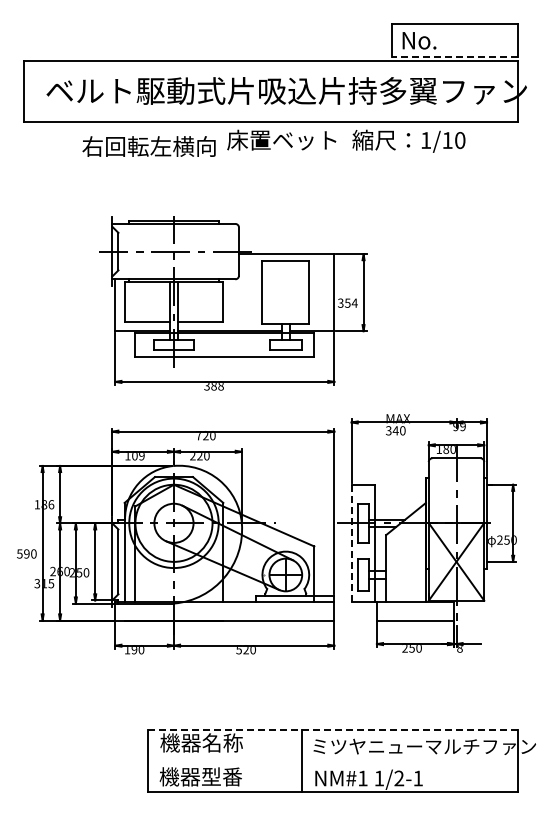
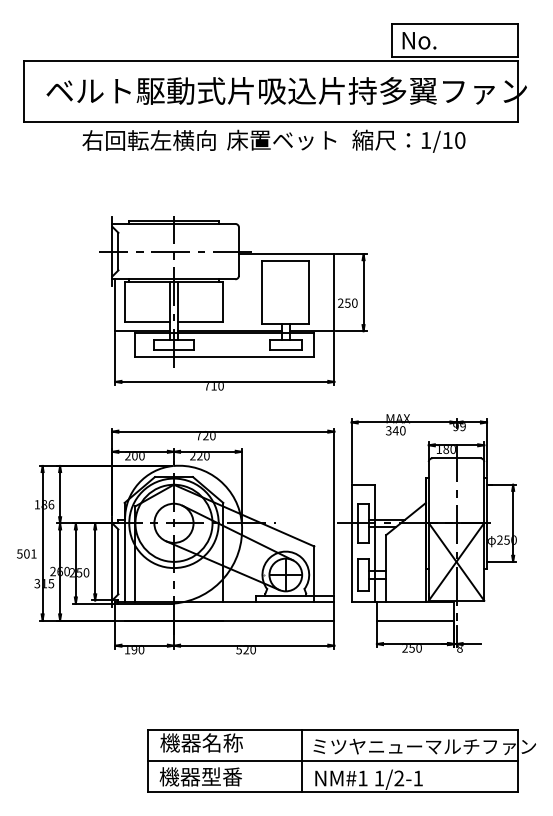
line: dashed -> solid (454, 56)
text position: (148, 146) -> (148, 140) (148, 140)
text: 354 -> 250 (347, 302)
text: 388 -> 710 (213, 386)
text: 109 -> 200 (134, 456)
line: dashed -> solid (351, 543)
text: 590 -> 501 (30, 553)
line: dashed -> solid (333, 729)
line: none -> present (332, 760)
